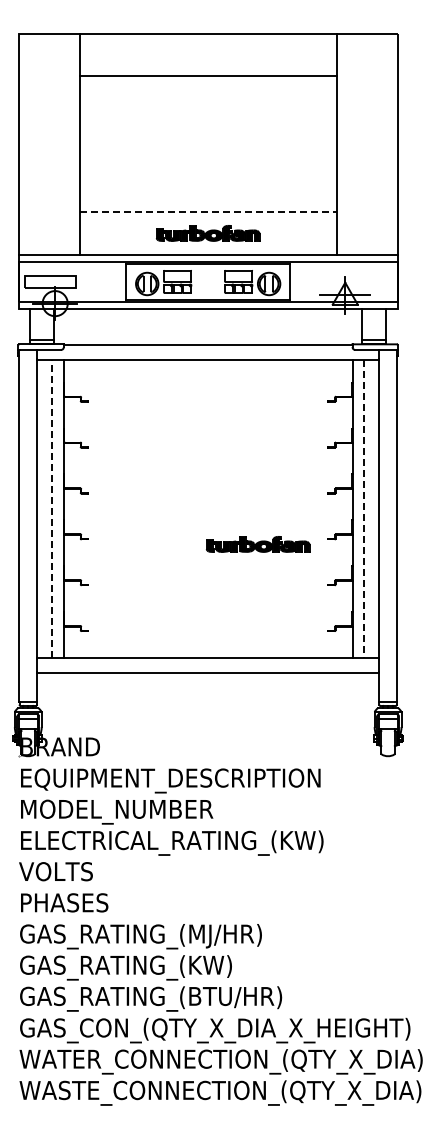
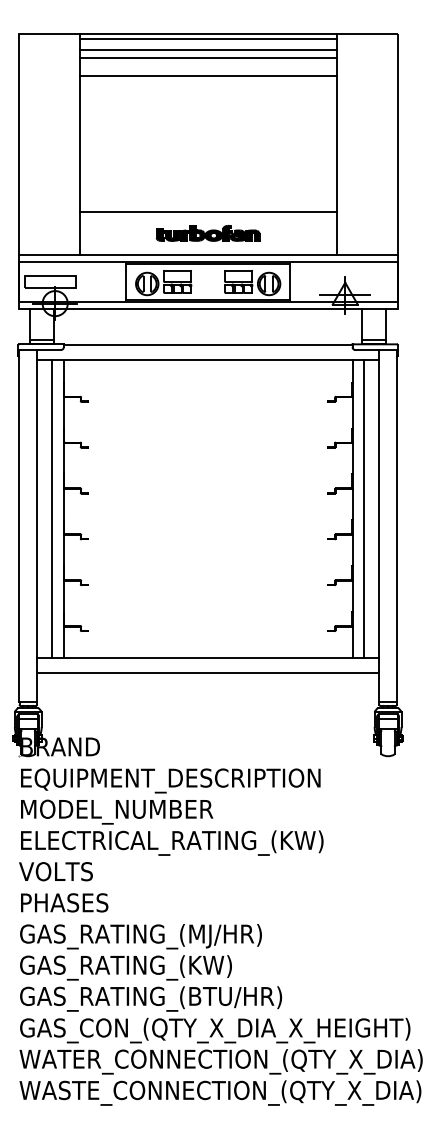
line: none -> present (207, 38)
line: none -> present (207, 50)
line: none -> present (207, 58)
line: dashed -> solid (208, 212)
line: dashed -> solid (52, 508)
line: dashed -> solid (364, 509)
part: present -> none (257, 544)
